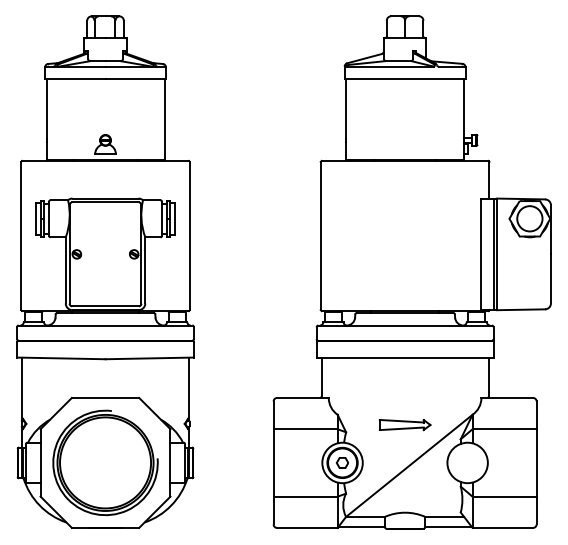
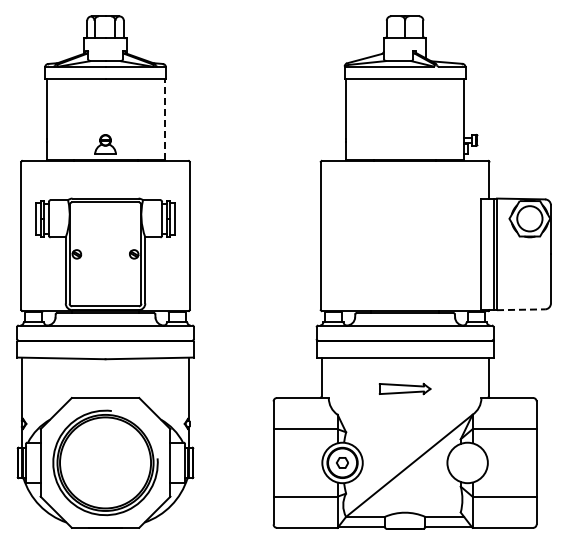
line: solid -> dashed (164, 119)
line: solid -> dashed (521, 309)
part position: (404, 424) -> (404, 388) (404, 388)
